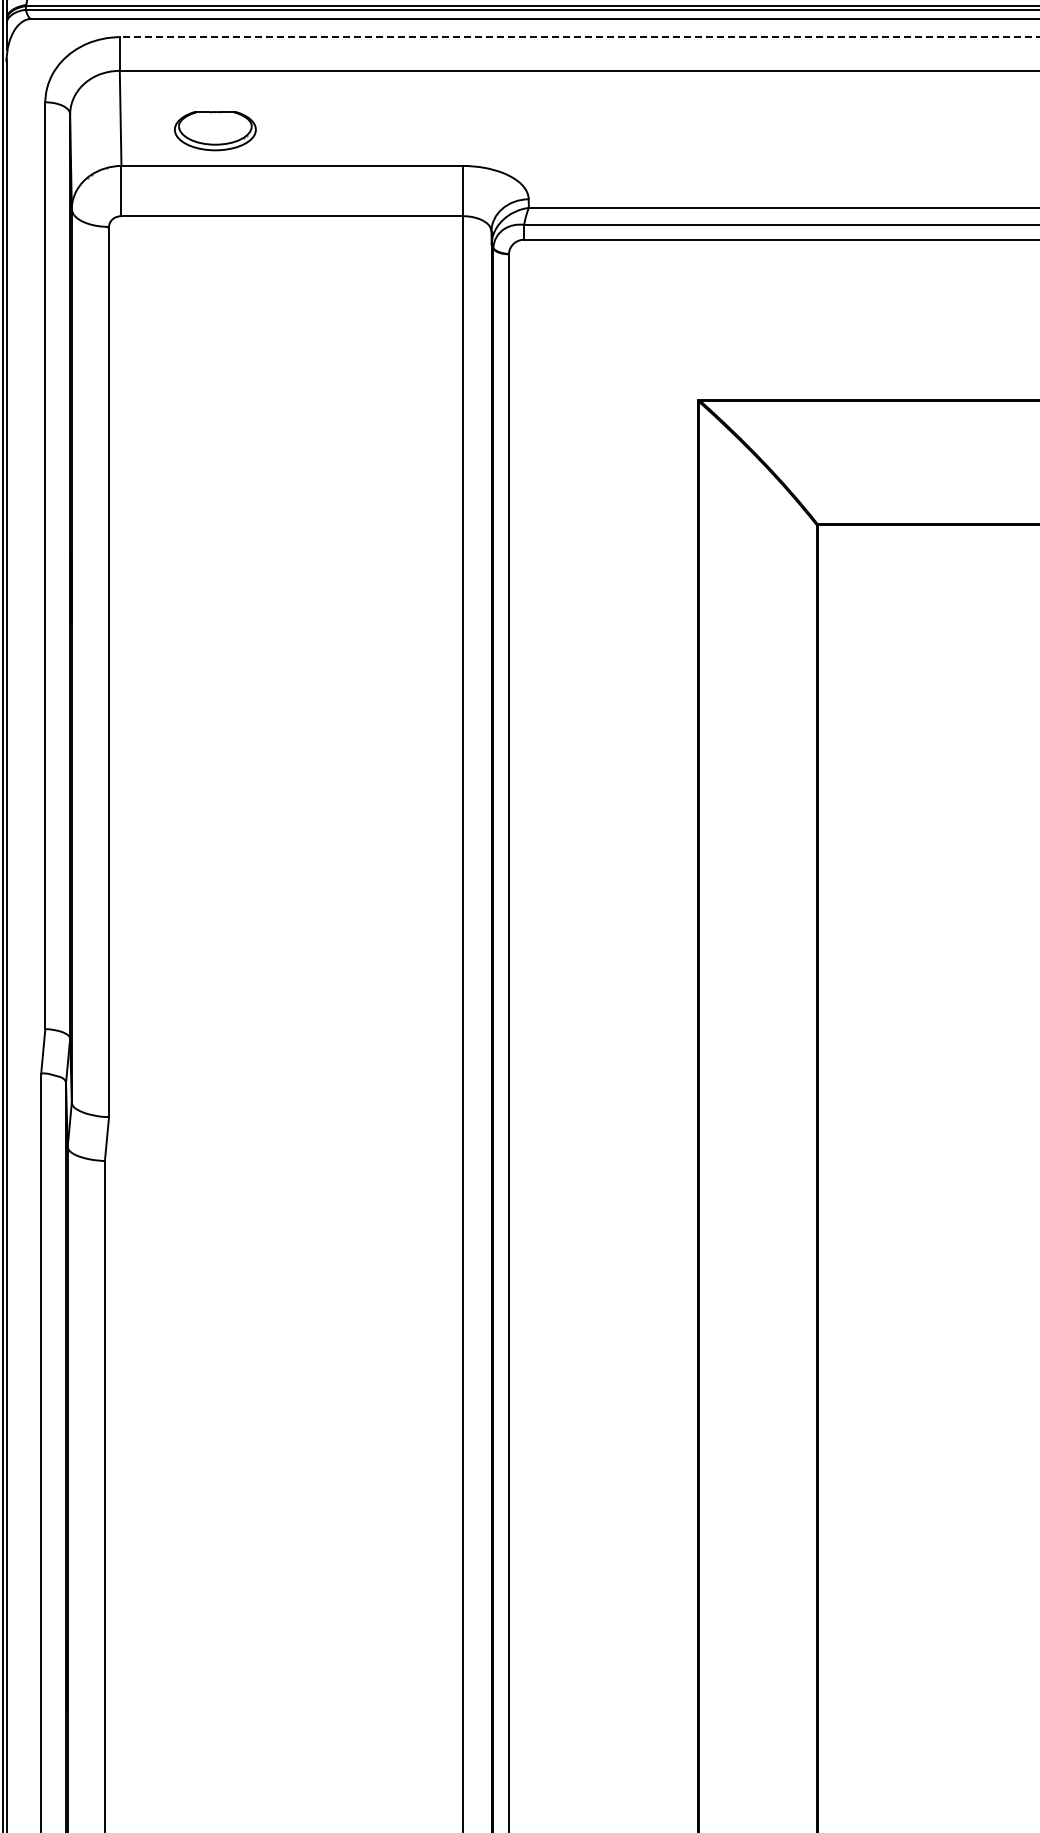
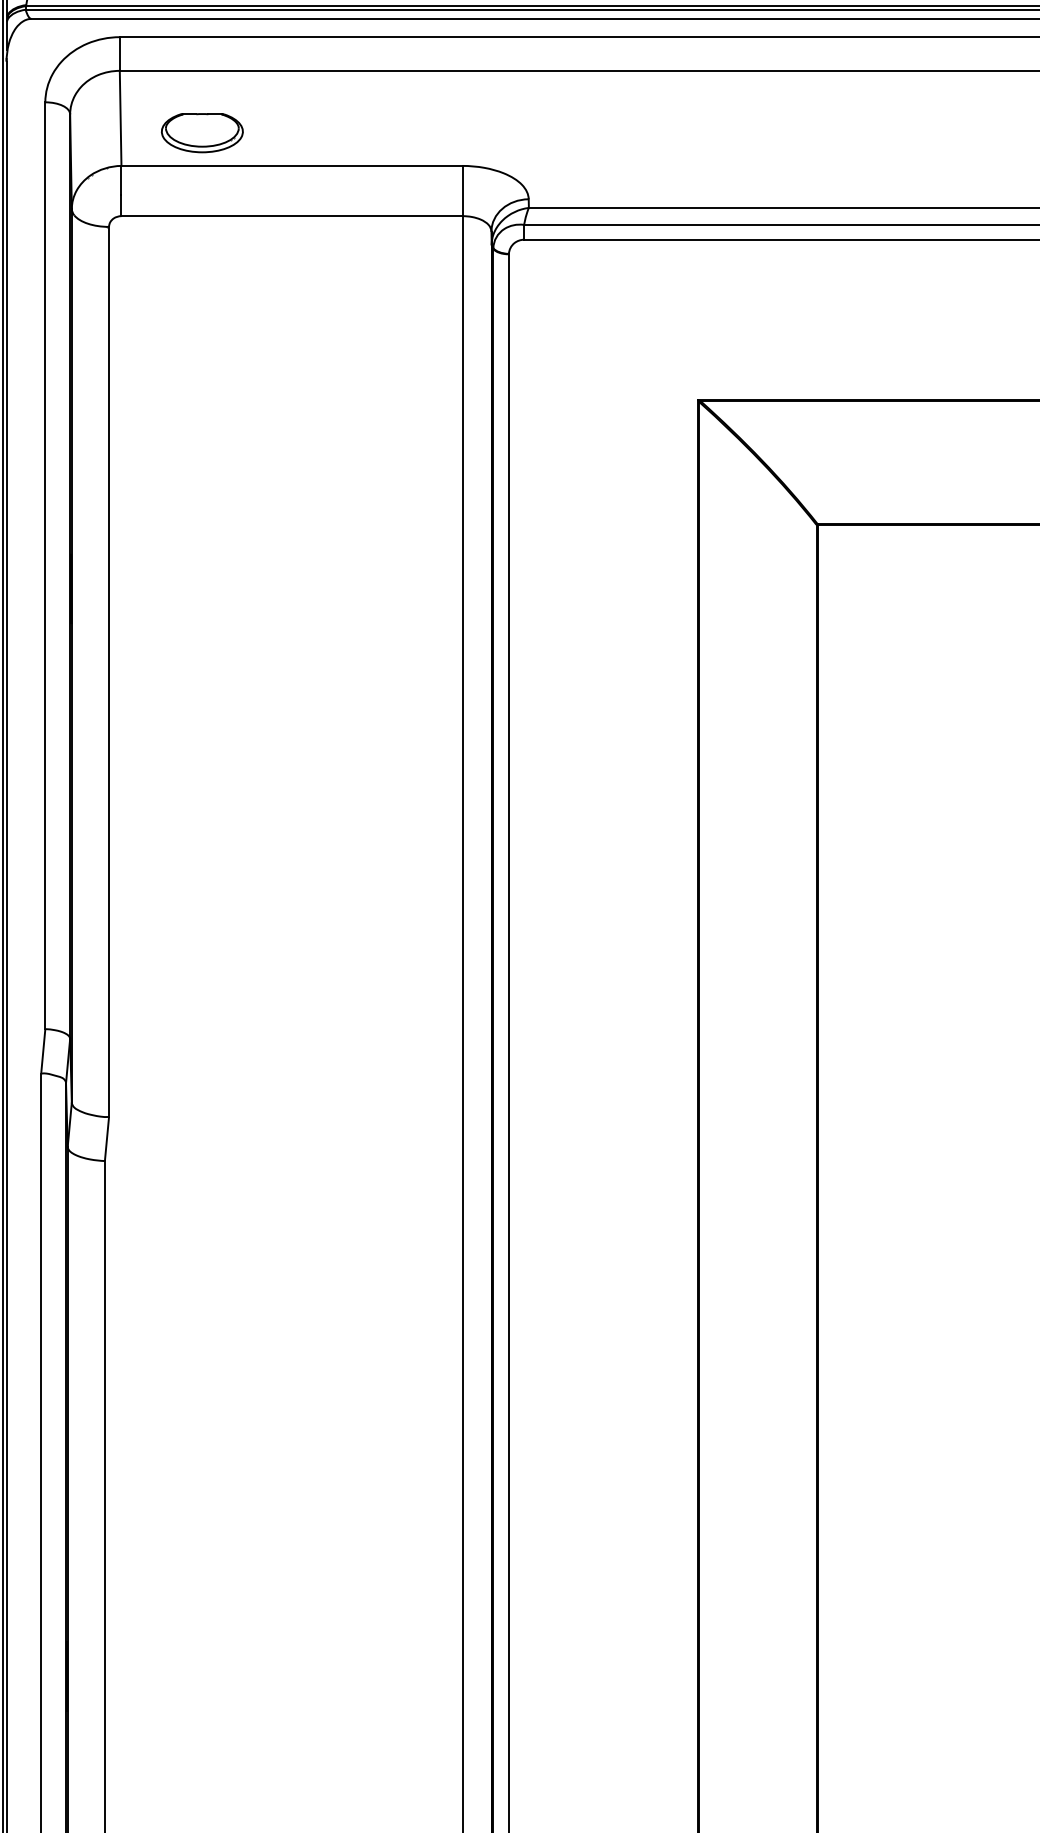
line: dashed -> solid (579, 37)
part position: (215, 131) -> (202, 133) (202, 133)
